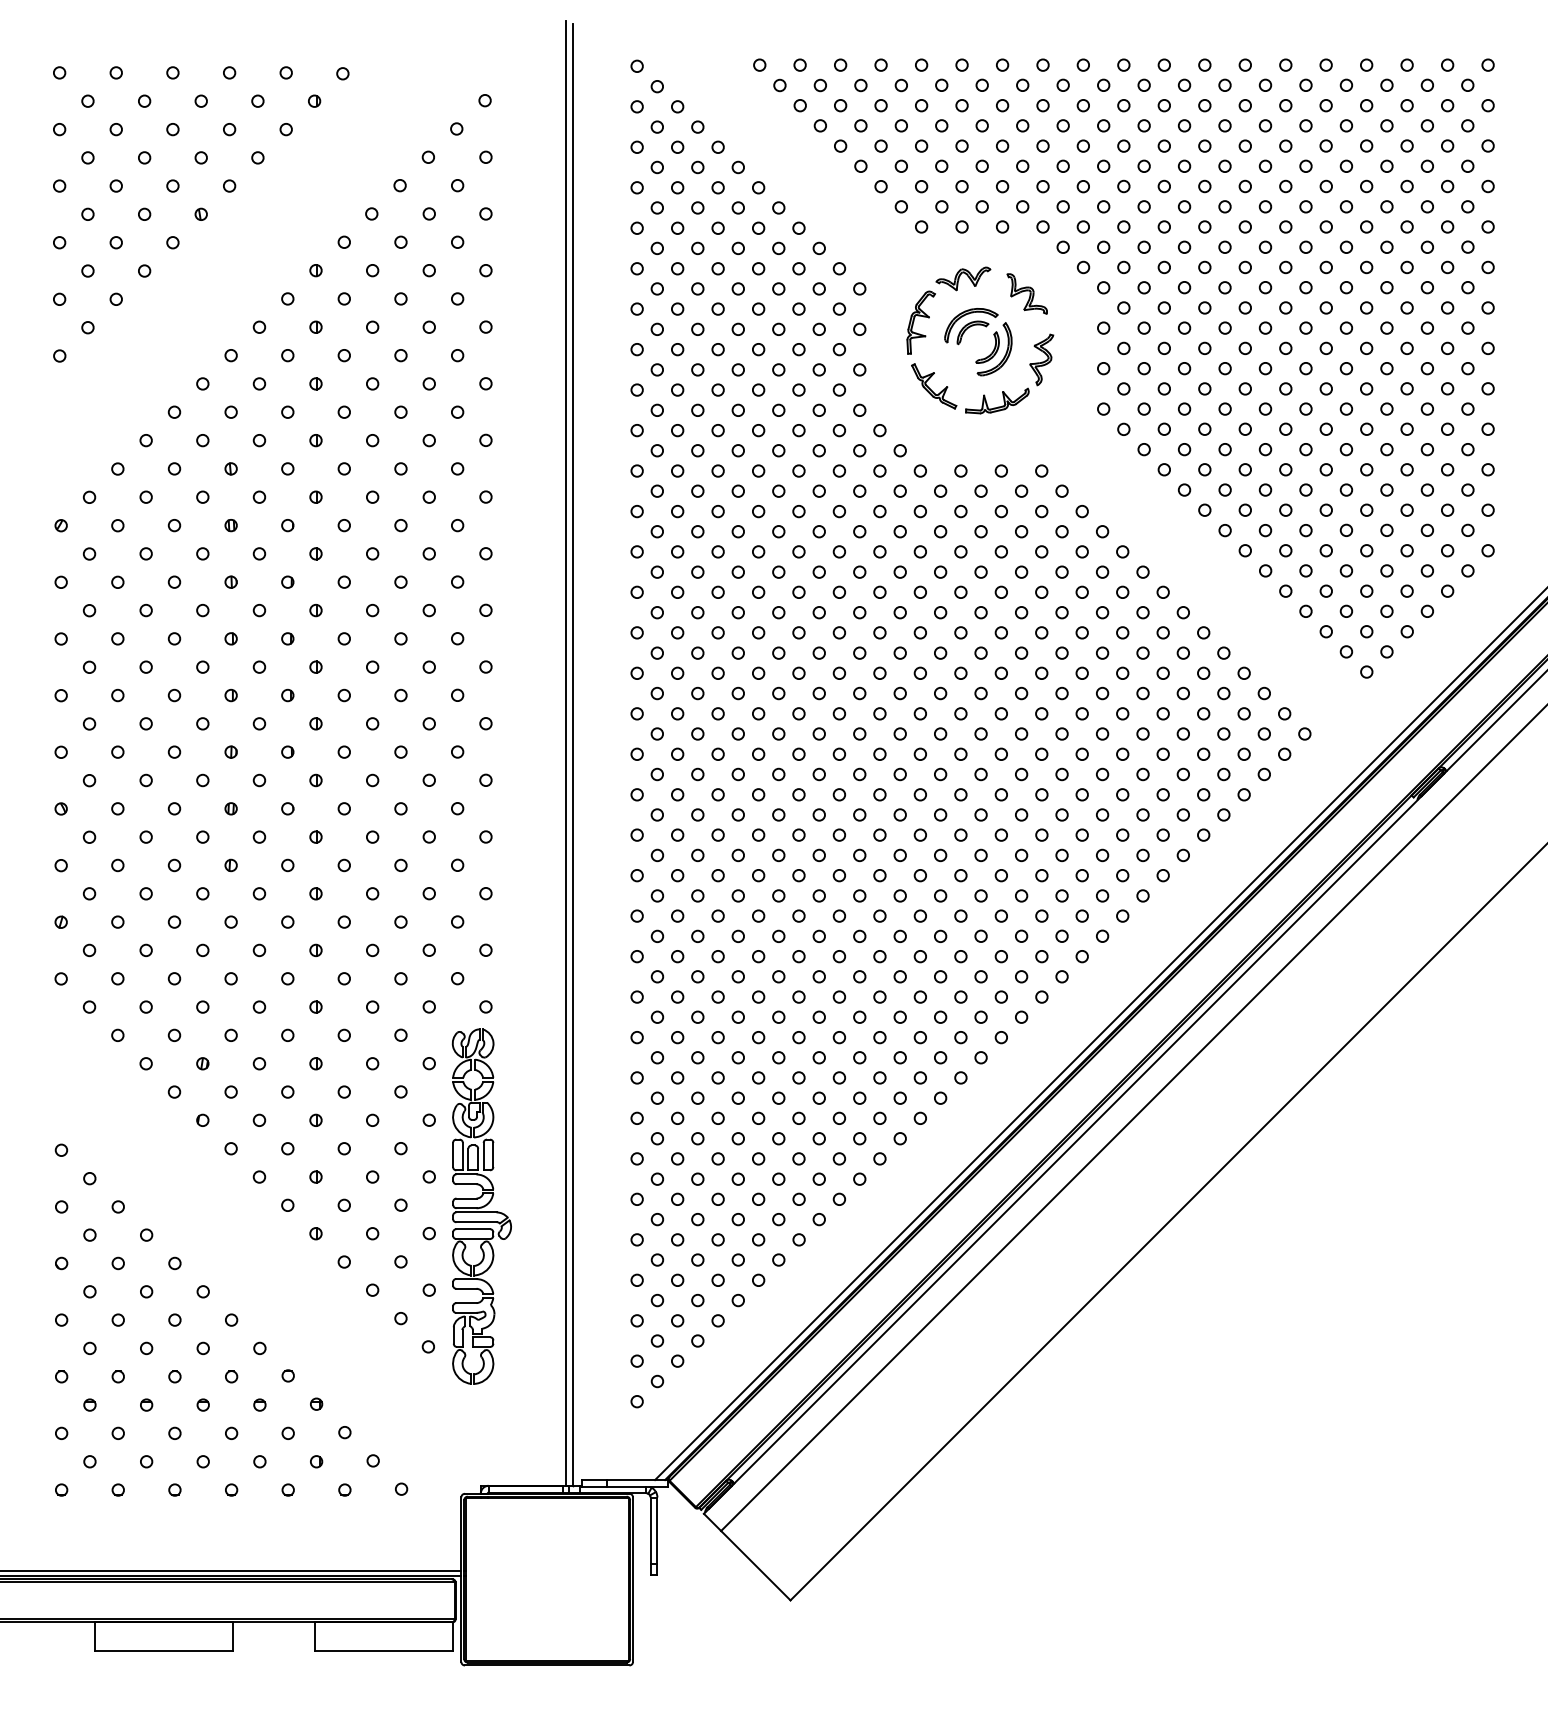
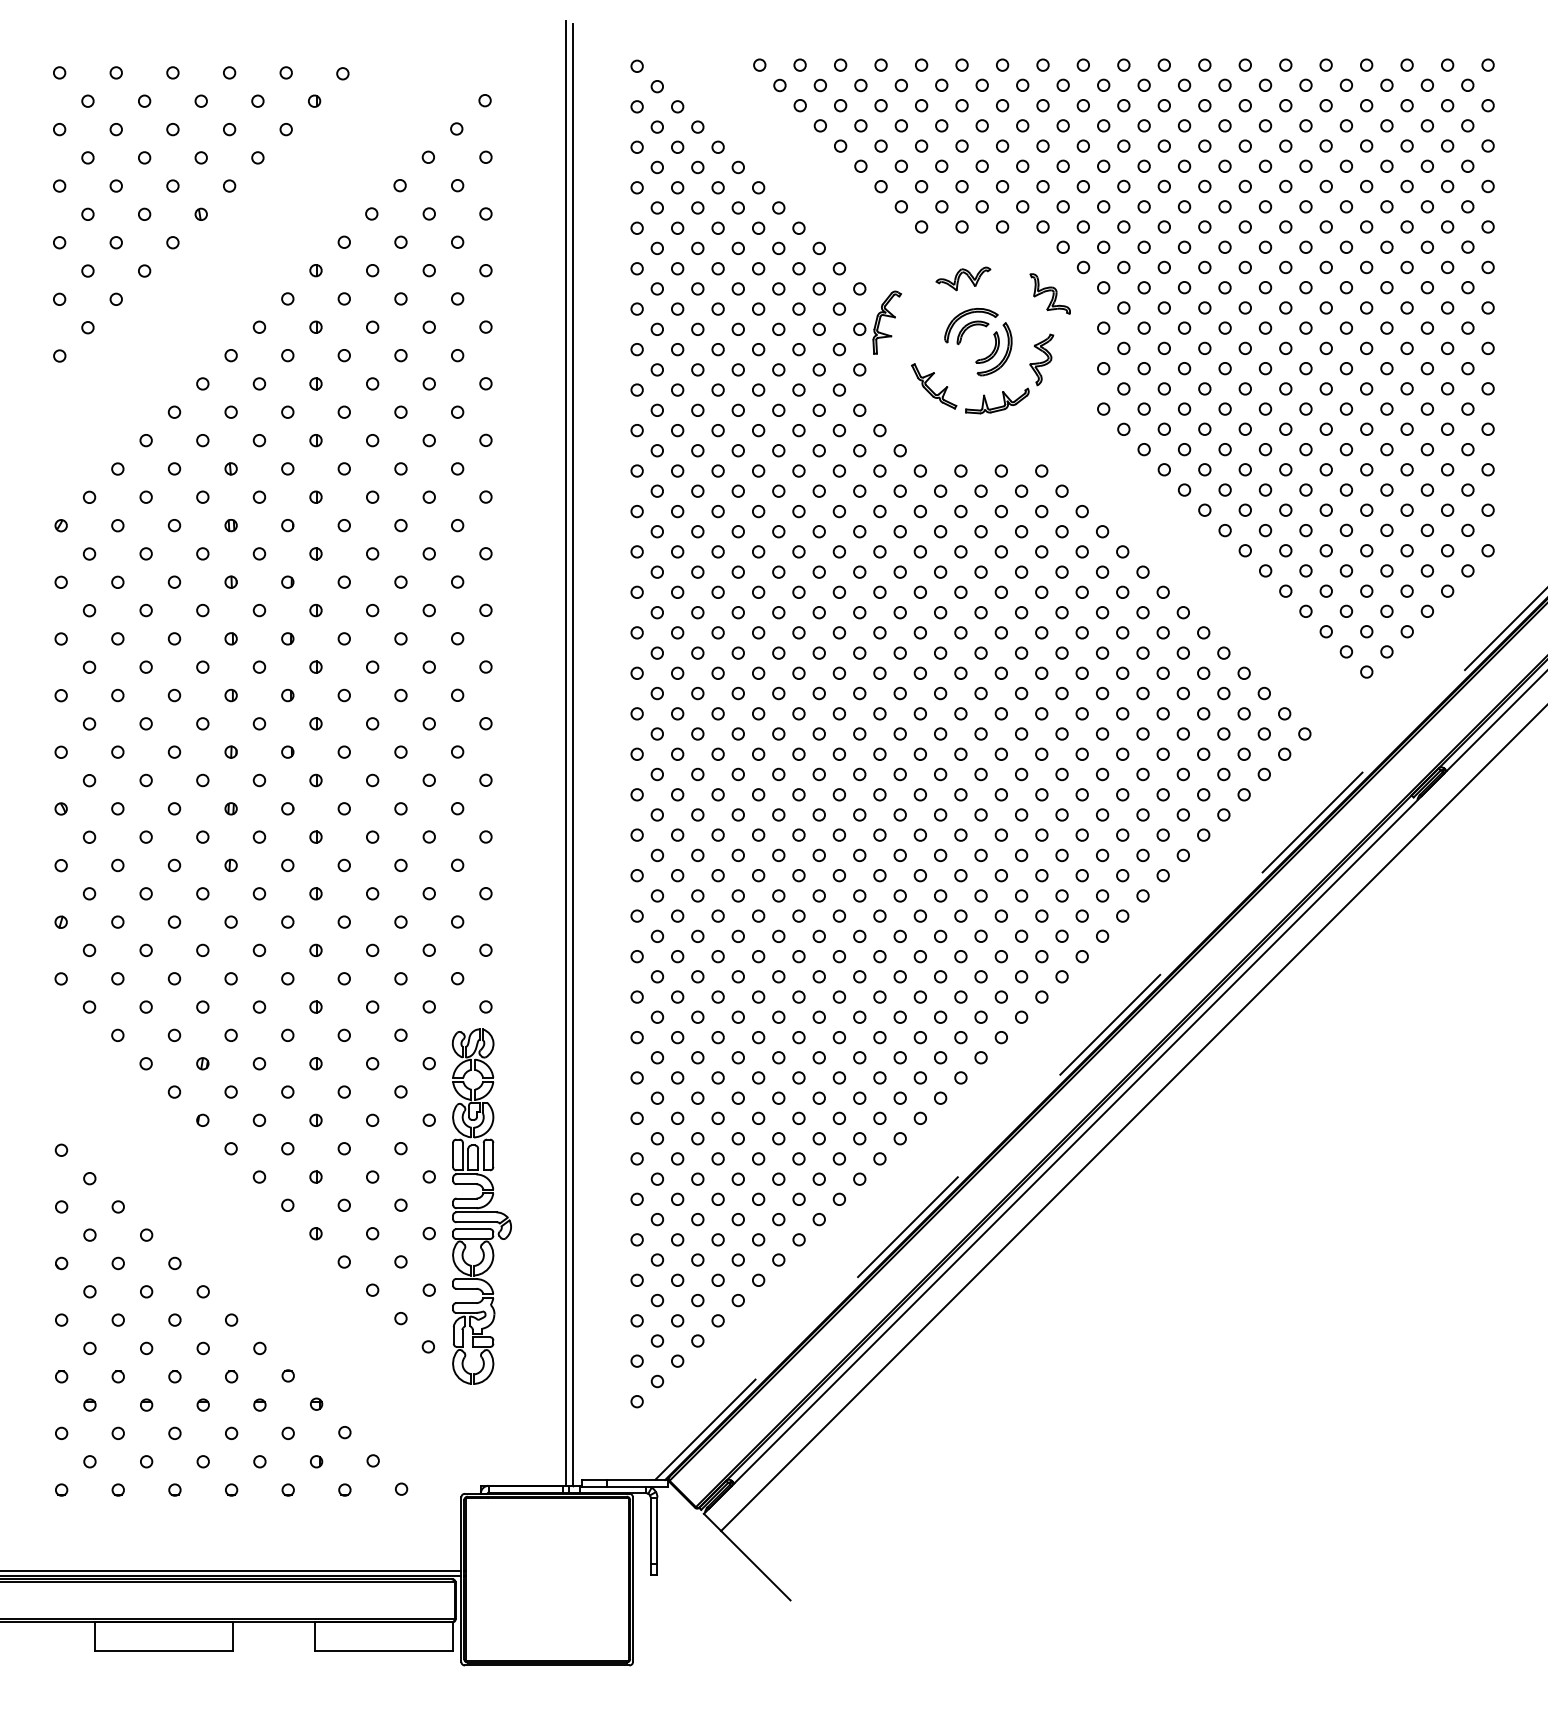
part position: (1026, 293) -> (1049, 293) (1049, 293)
part position: (920, 322) -> (886, 322) (886, 322)
line: solid -> dashed (1101, 1033)
line: present -> none (1167, 1223)
